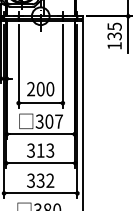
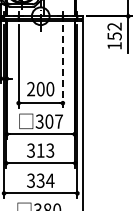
text: 135 -> 152 (114, 30)
line: solid -> dashed (62, 66)
text: 332 -> 334 (50, 180)
